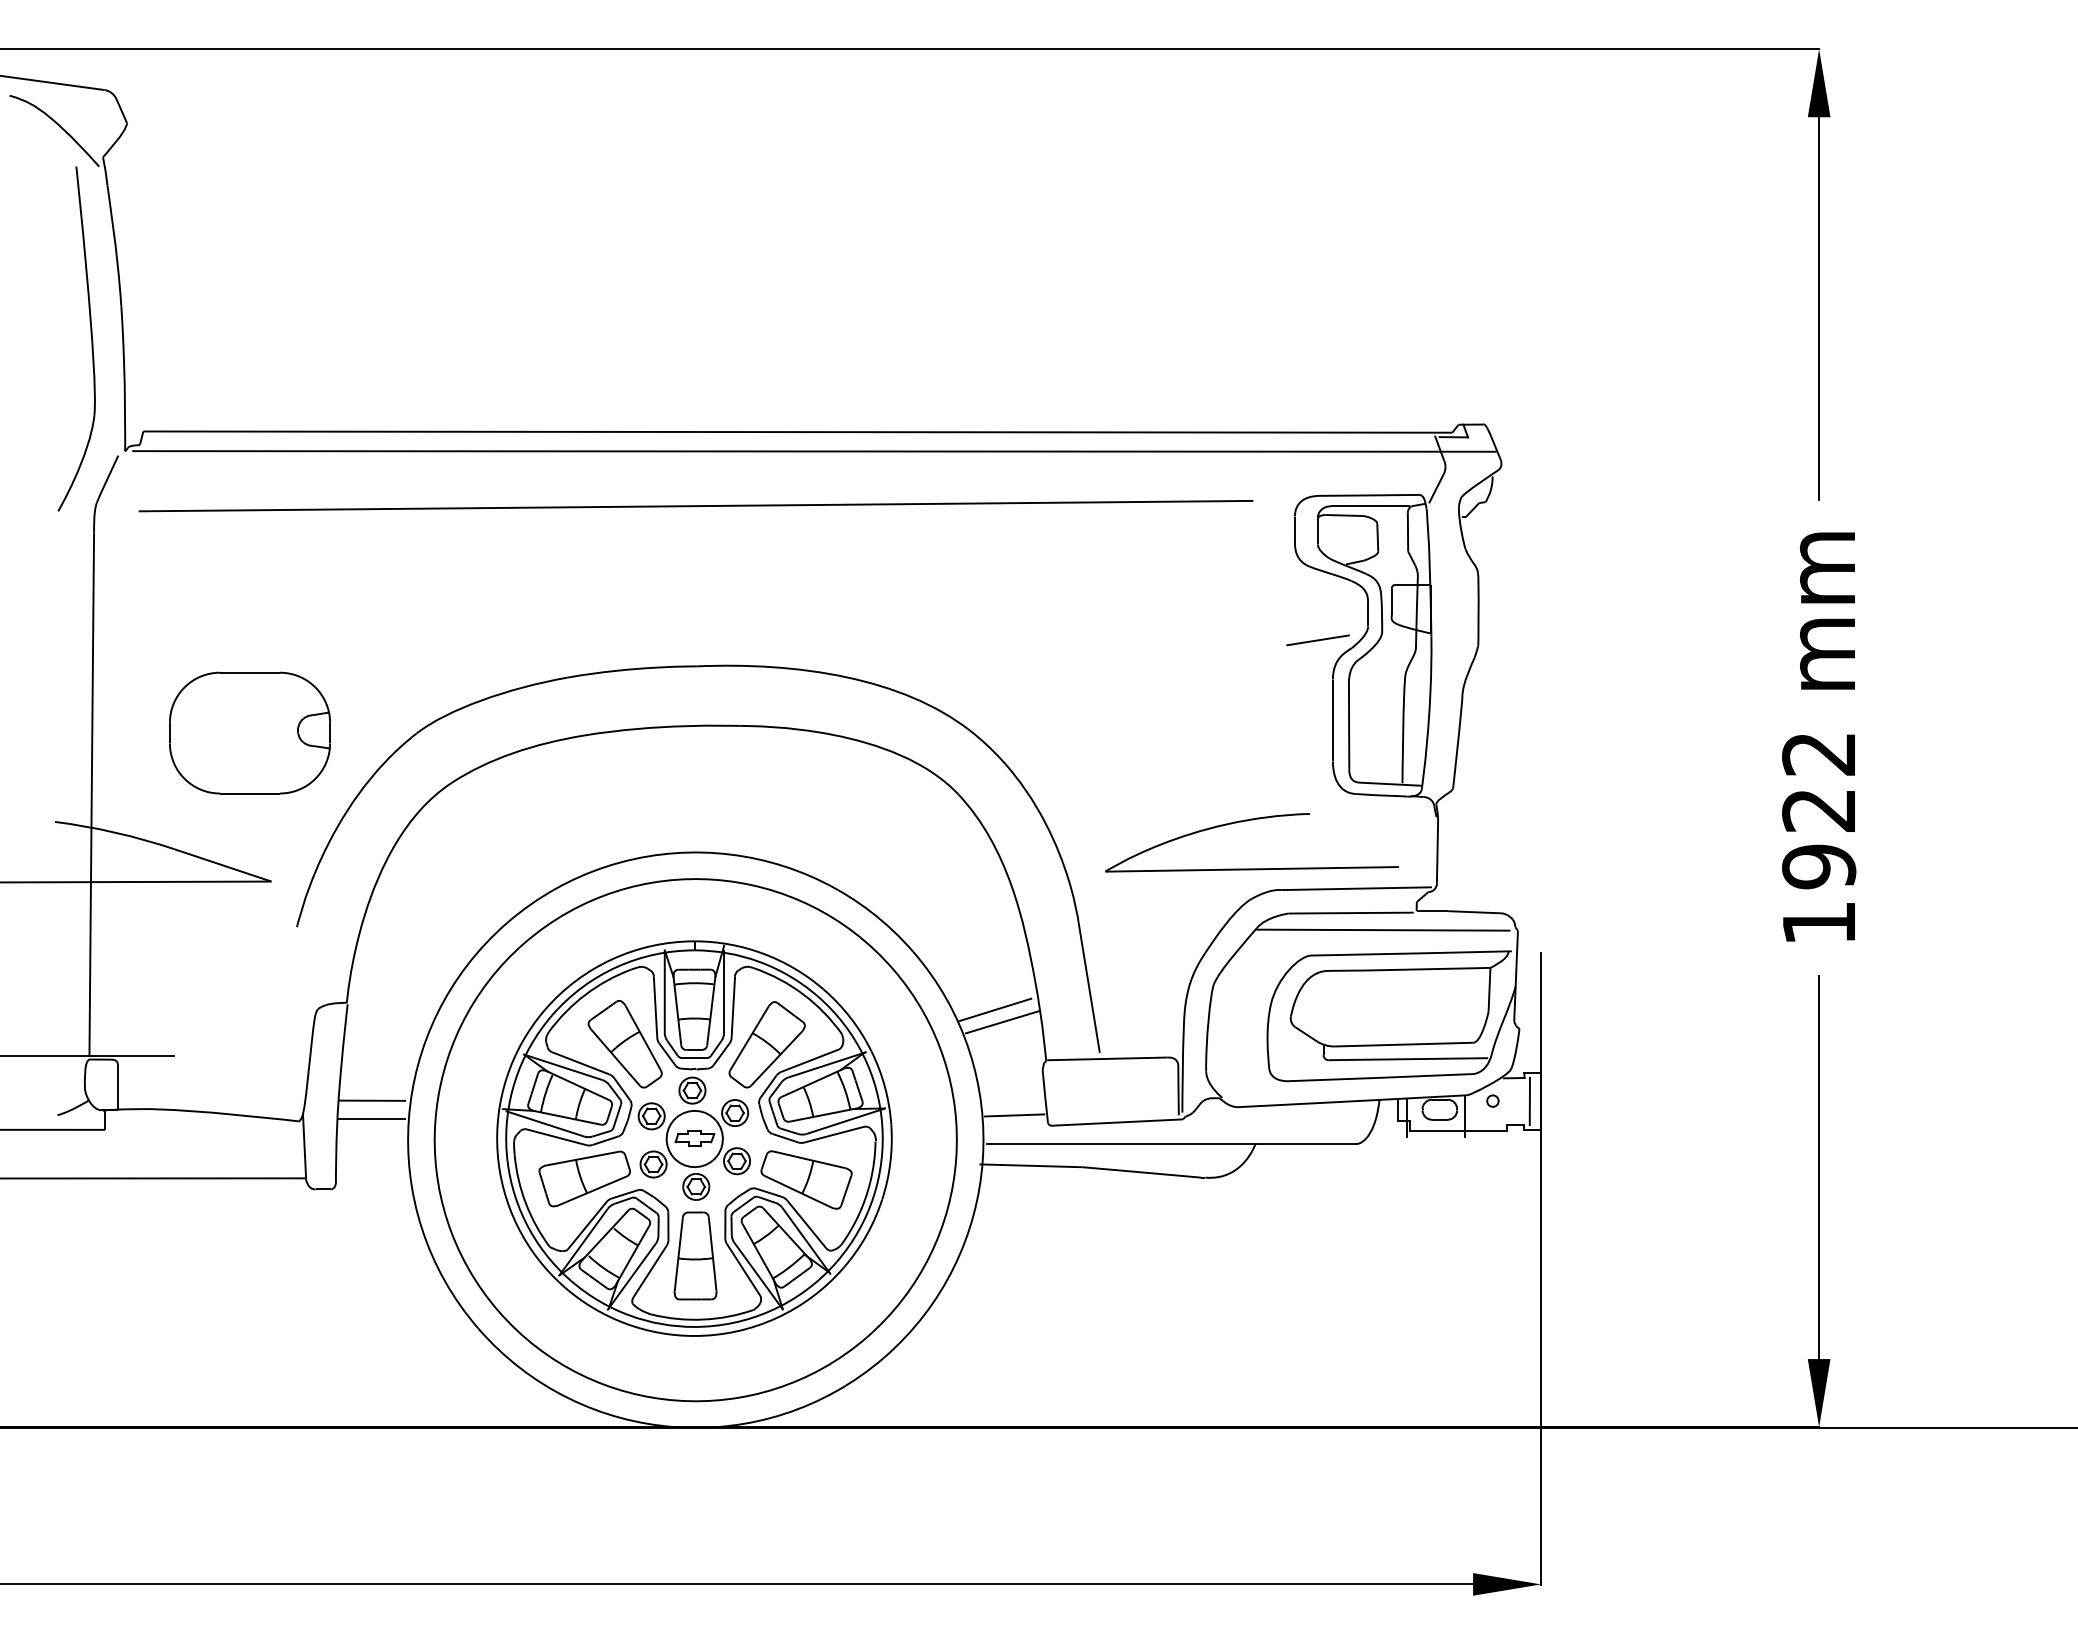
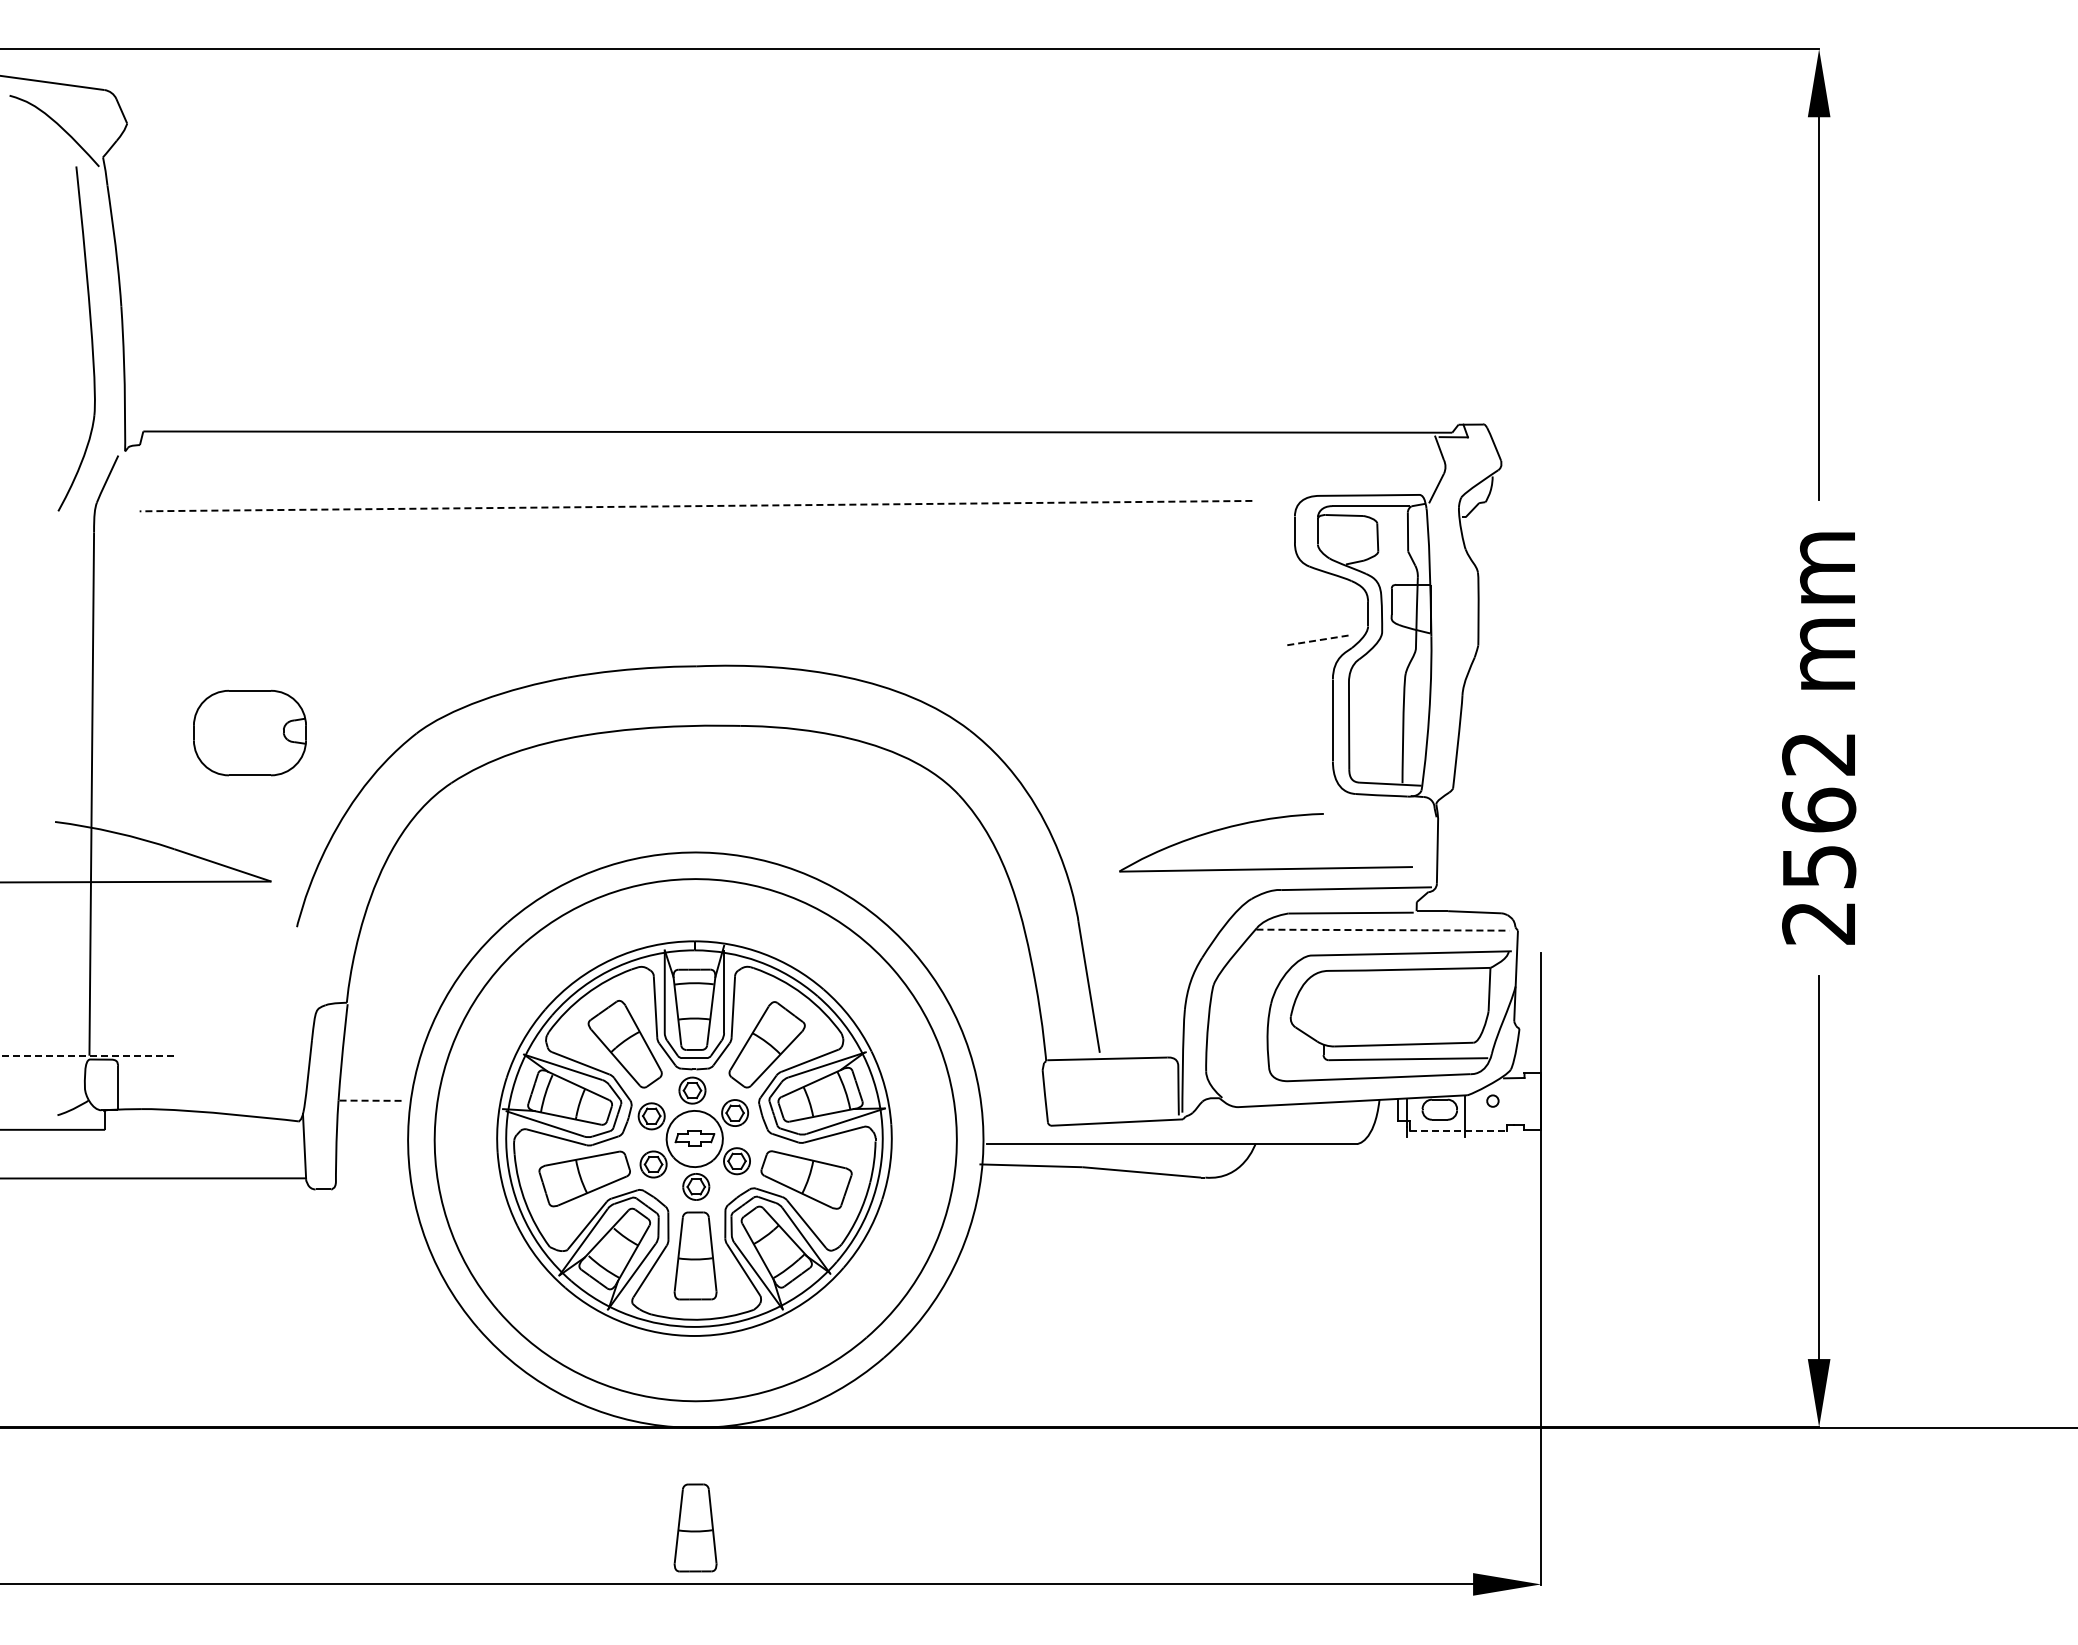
line: present -> none (814, 451)
line: solid -> dashed (695, 506)
line: solid -> dashed (1318, 640)
part size: 162x124 px -> 114x88 px (249, 732)
part position: (1247, 821) -> (1261, 821) (1261, 821)
text: 1922 -> 2562 (1819, 865)
line: solid -> dashed (1382, 930)
line: present -> none (995, 1009)
line: present -> none (1002, 1021)
line: solid -> dashed (87, 1056)
line: solid -> dashed (372, 1100)
line: present -> none (1529, 1100)
line: present -> none (1014, 1115)
line: present -> none (371, 1118)
line: solid -> dashed (1458, 1130)
part: none -> present (695, 1527)
